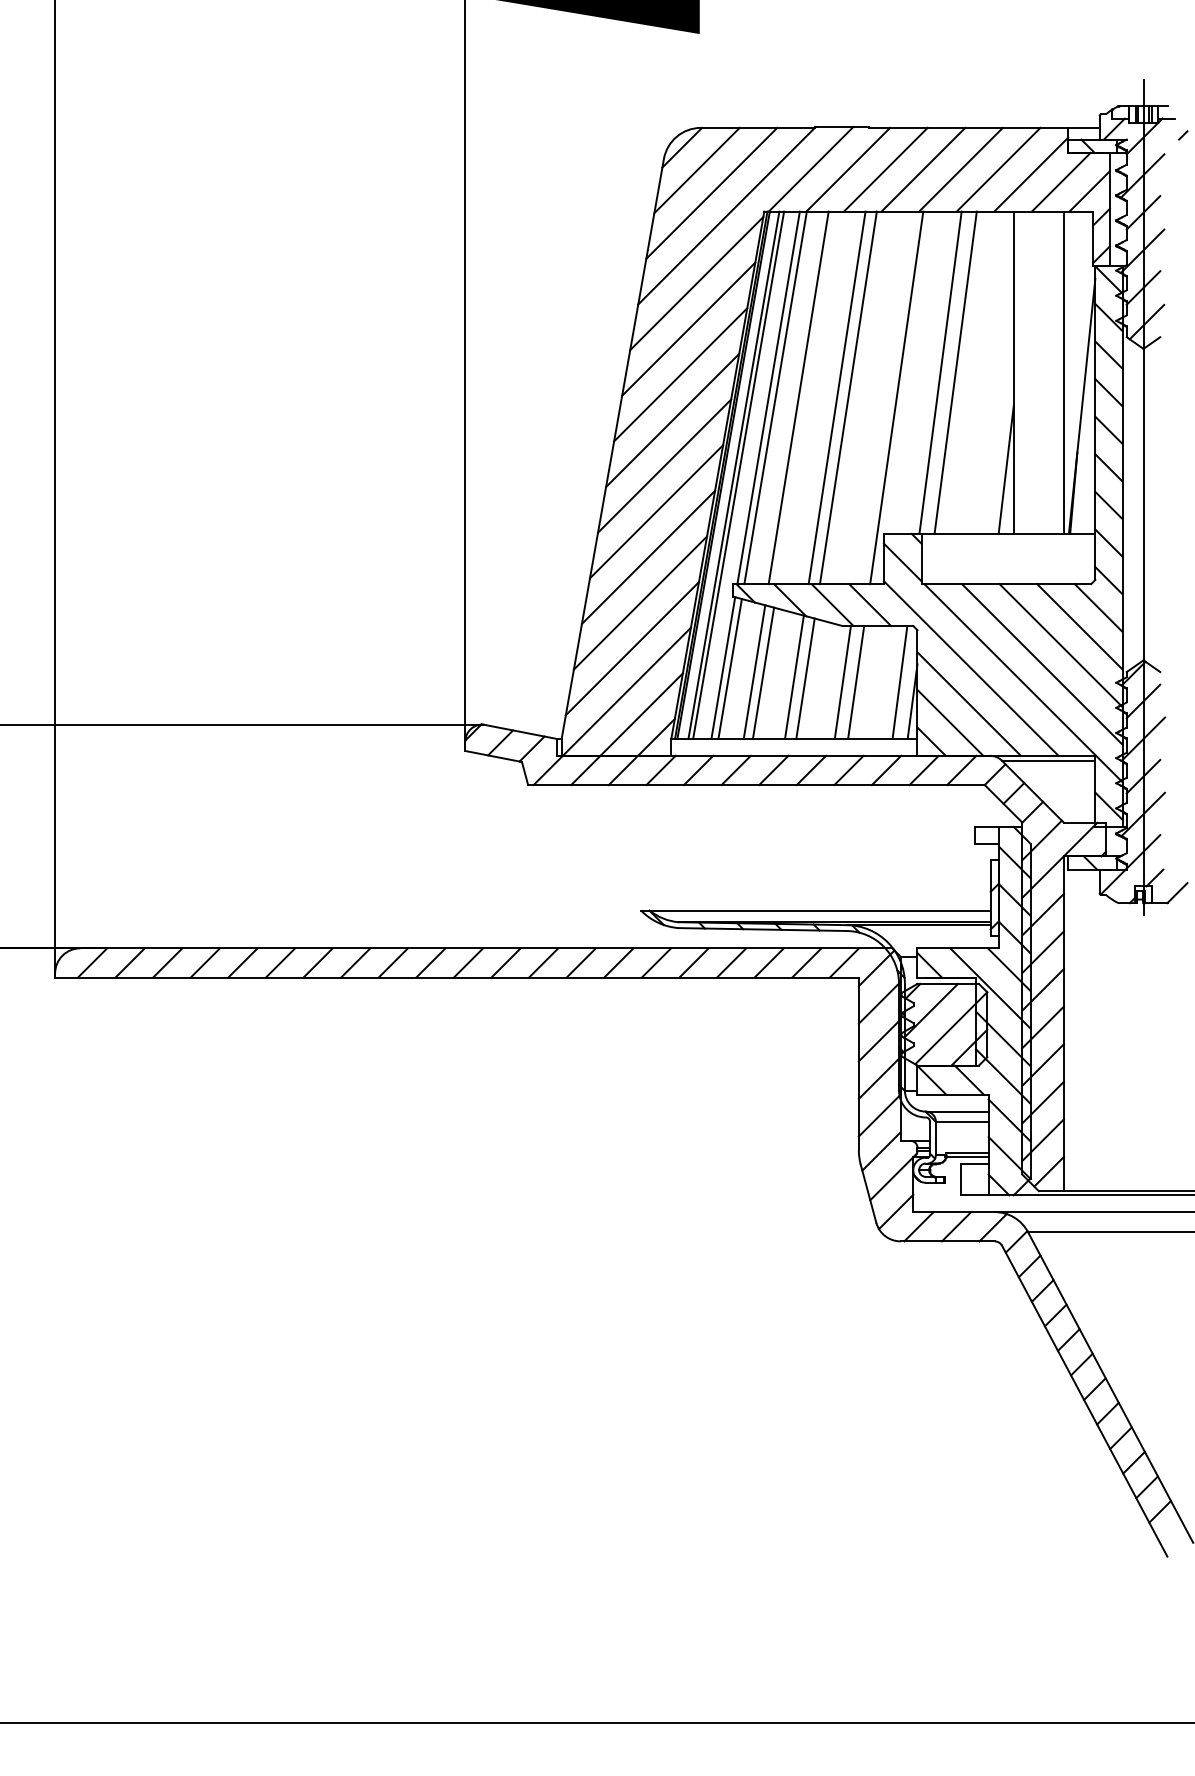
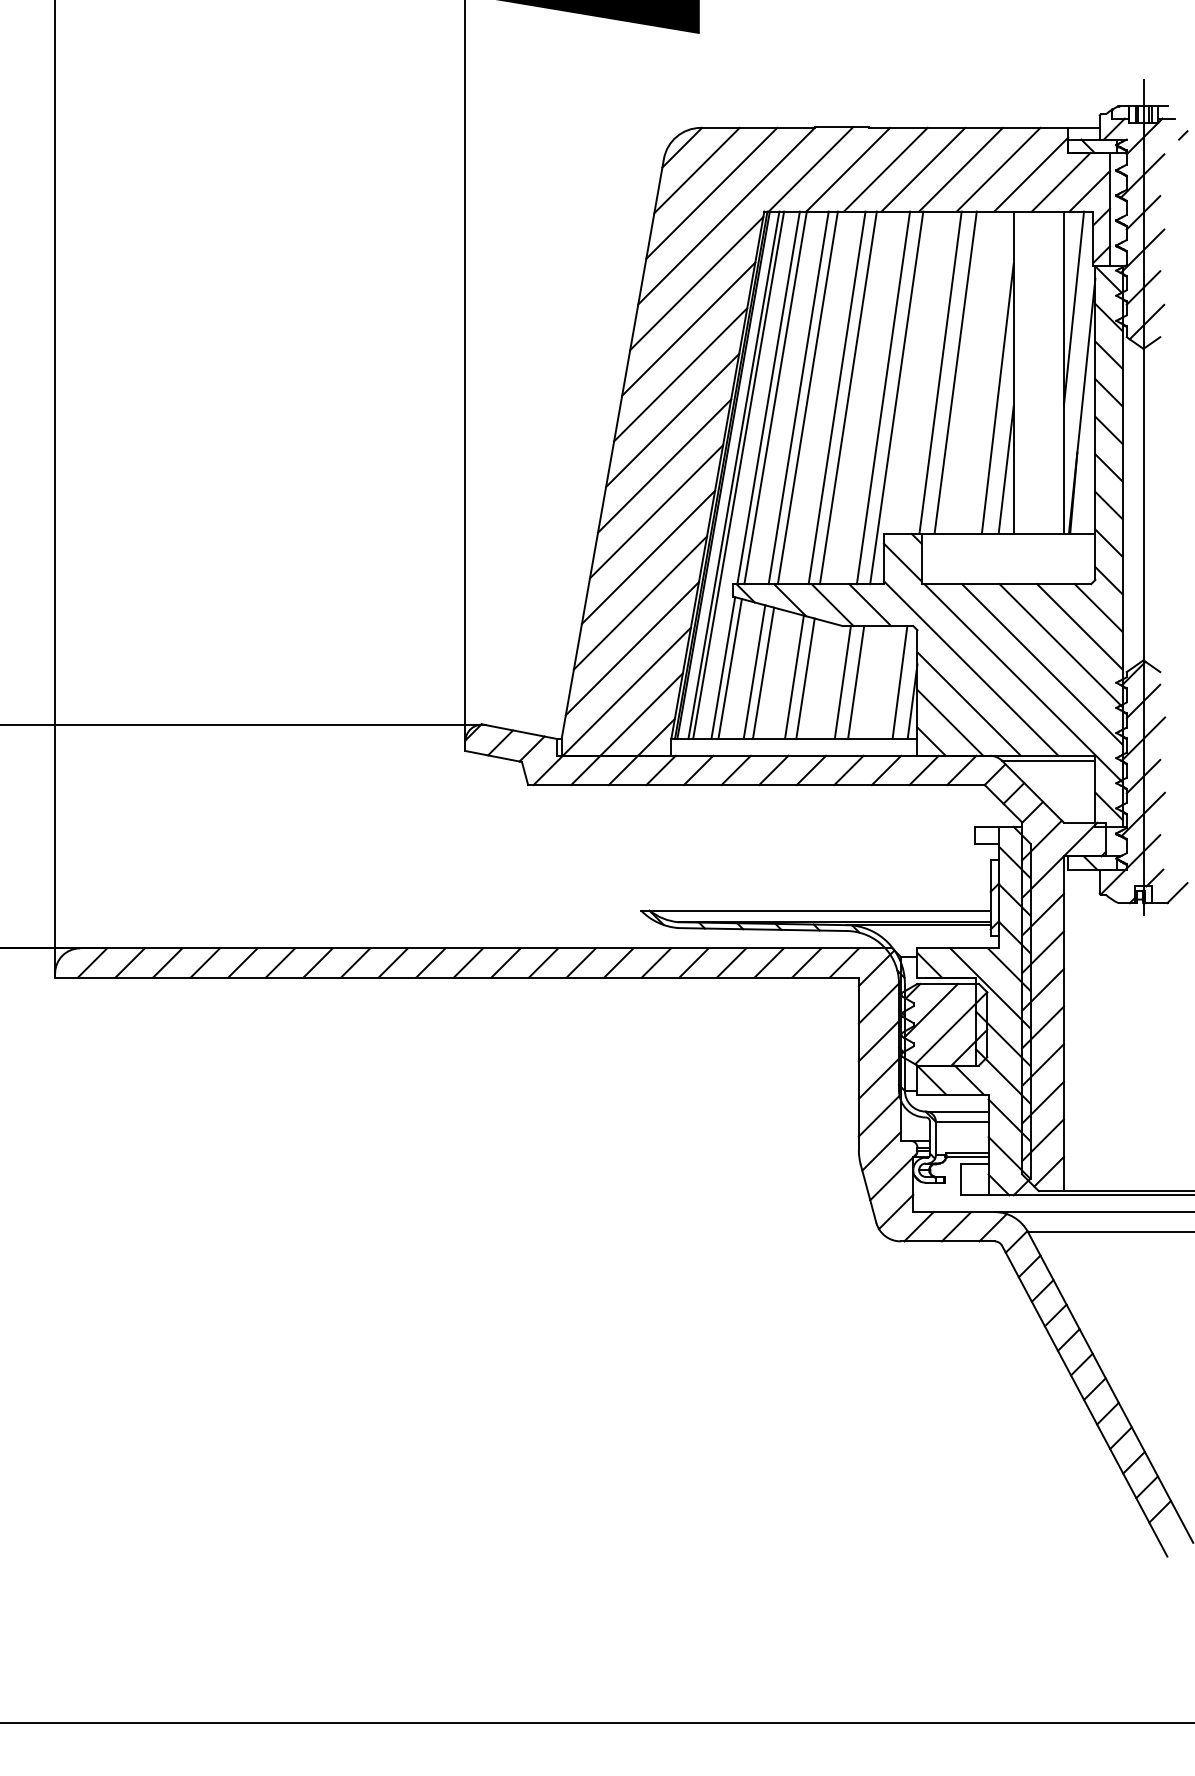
line: none -> present (1073, 308)
line: none -> present (807, 397)
line: none -> present (883, 397)
line: none -> present (997, 398)
